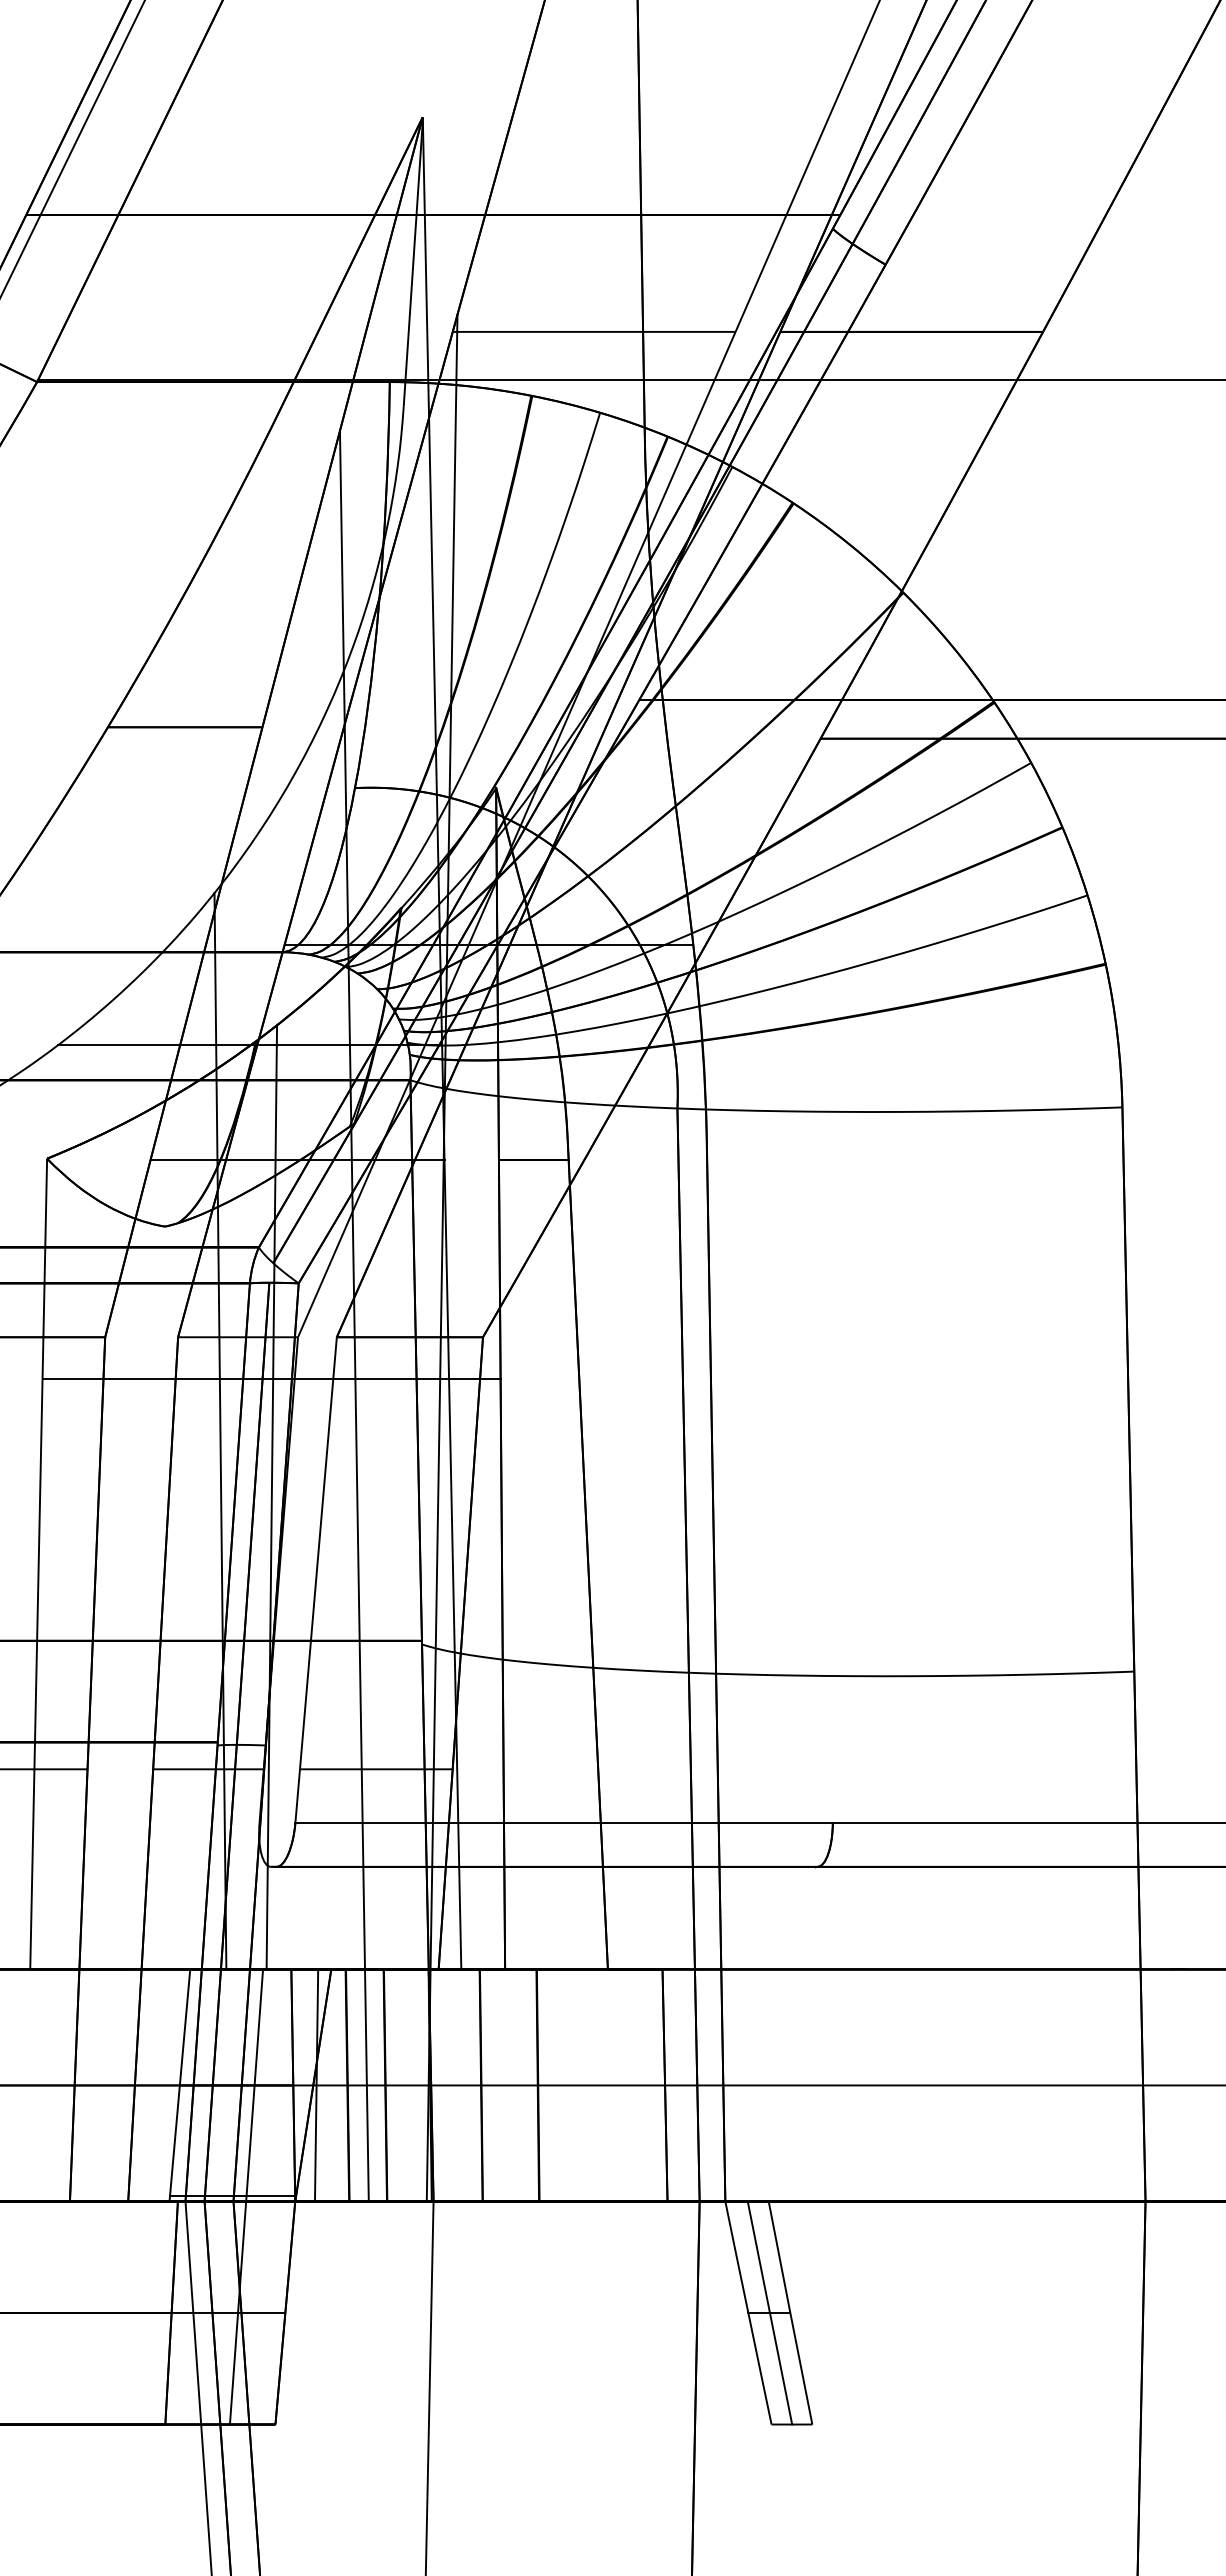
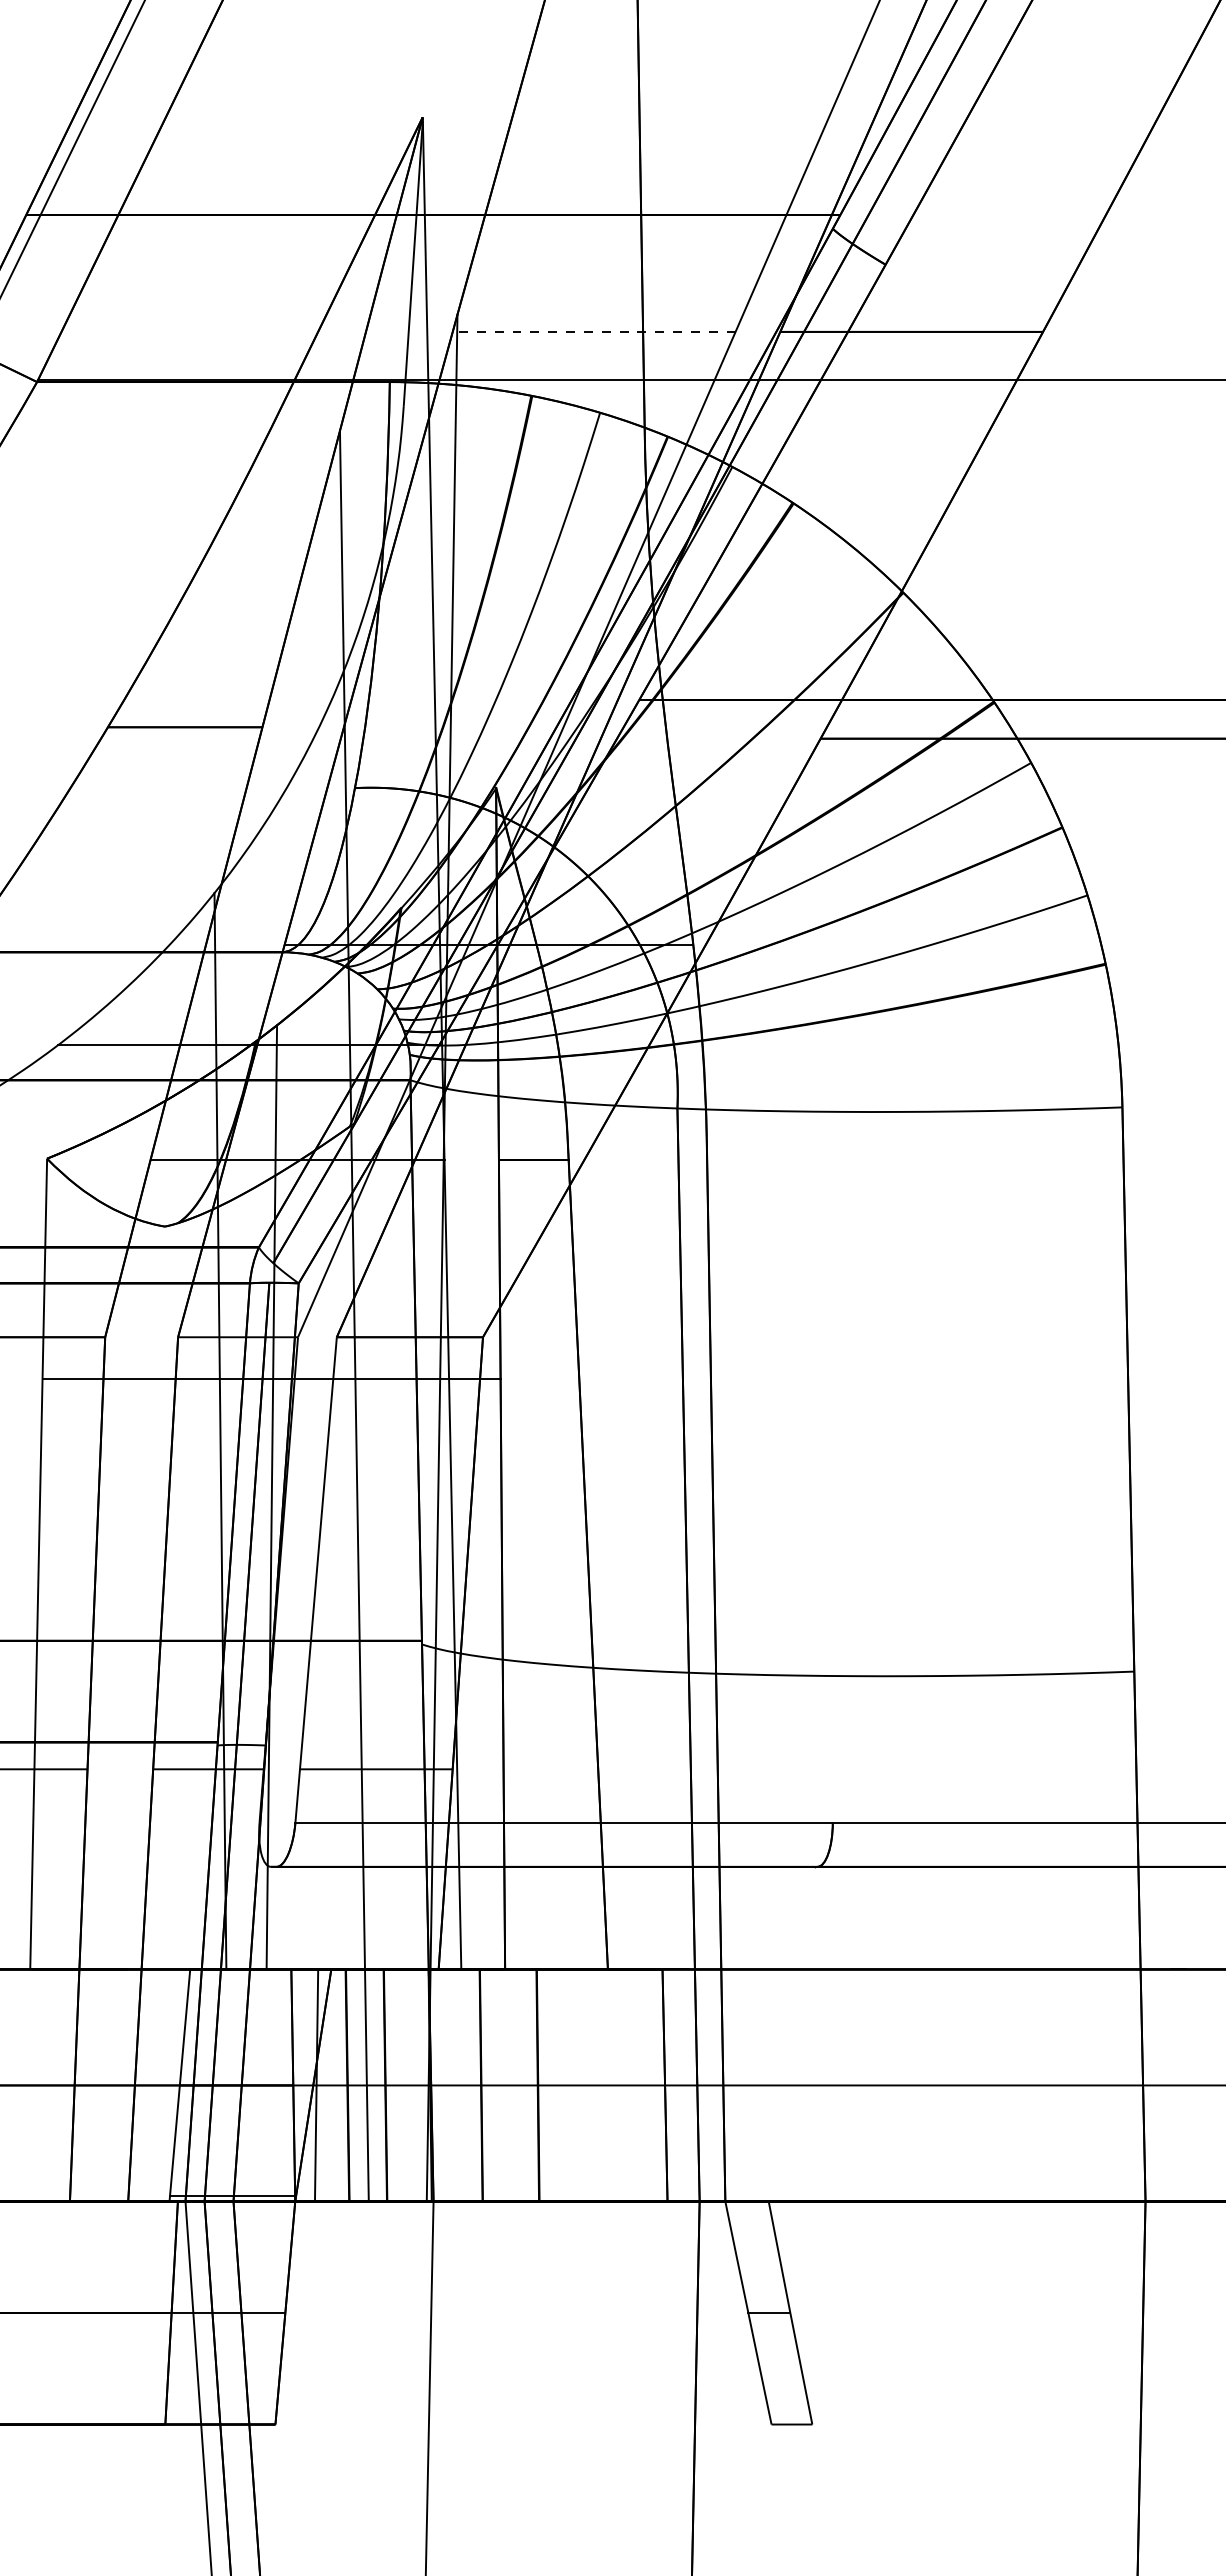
arc: solid -> dashed (593, 331)
line: present -> none (246, 2196)
line: present -> none (769, 2312)
